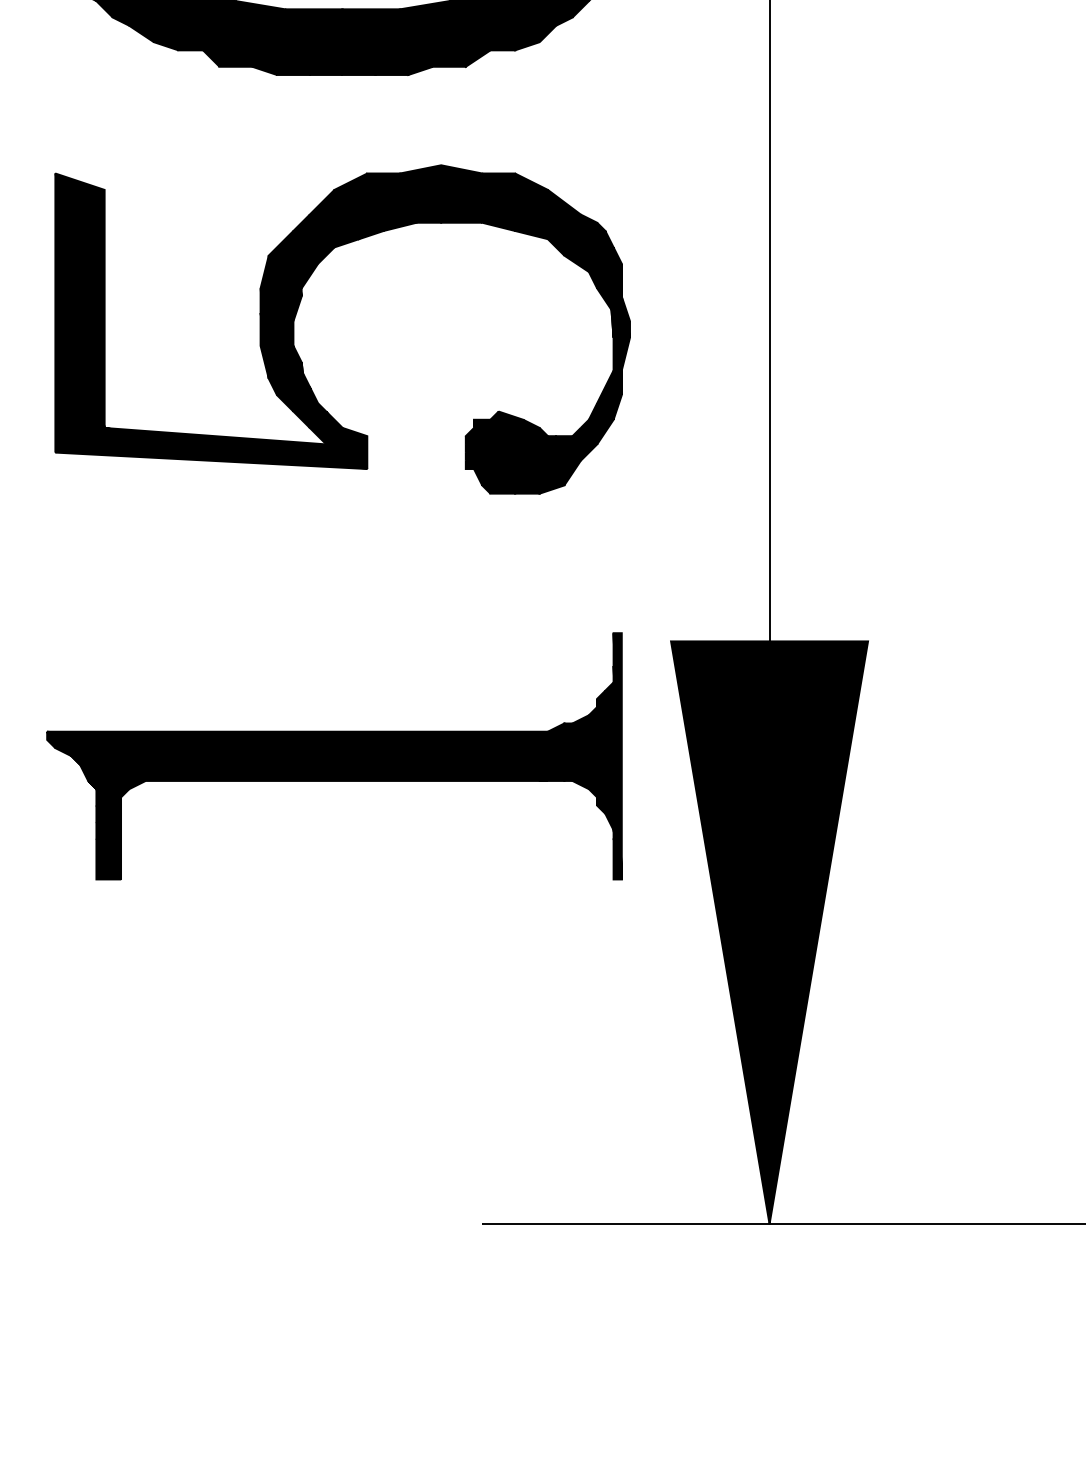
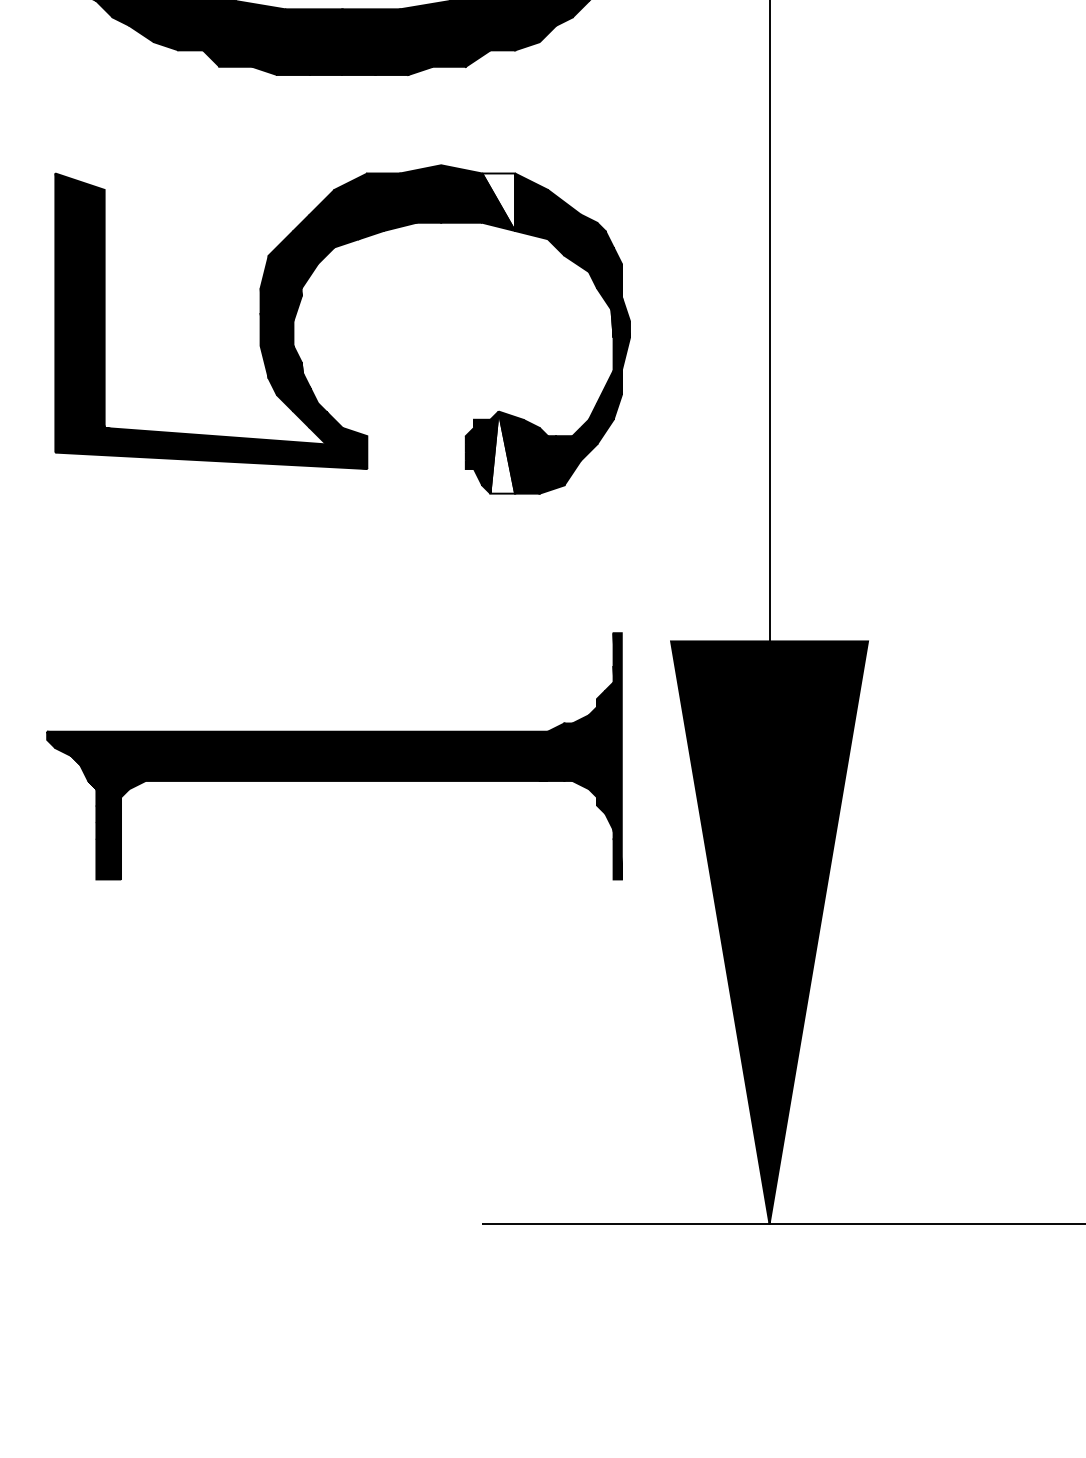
fill: present -> none (498, 201)
fill: present -> none (502, 452)
